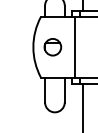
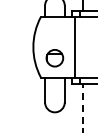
part position: (52, 47) -> (54, 58) (54, 58)
line: solid -> dashed (83, 107)
